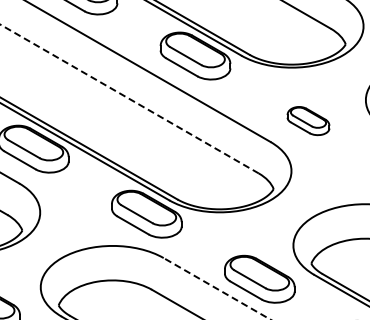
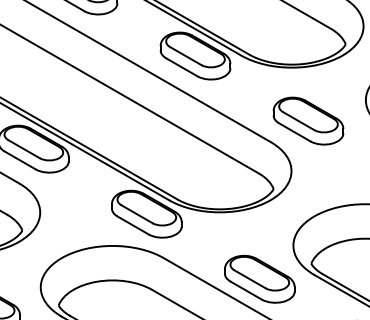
line: dashed -> solid (129, 99)
part size: 45x31 px -> 73x50 px (308, 120)
line: dashed -> solid (217, 289)
